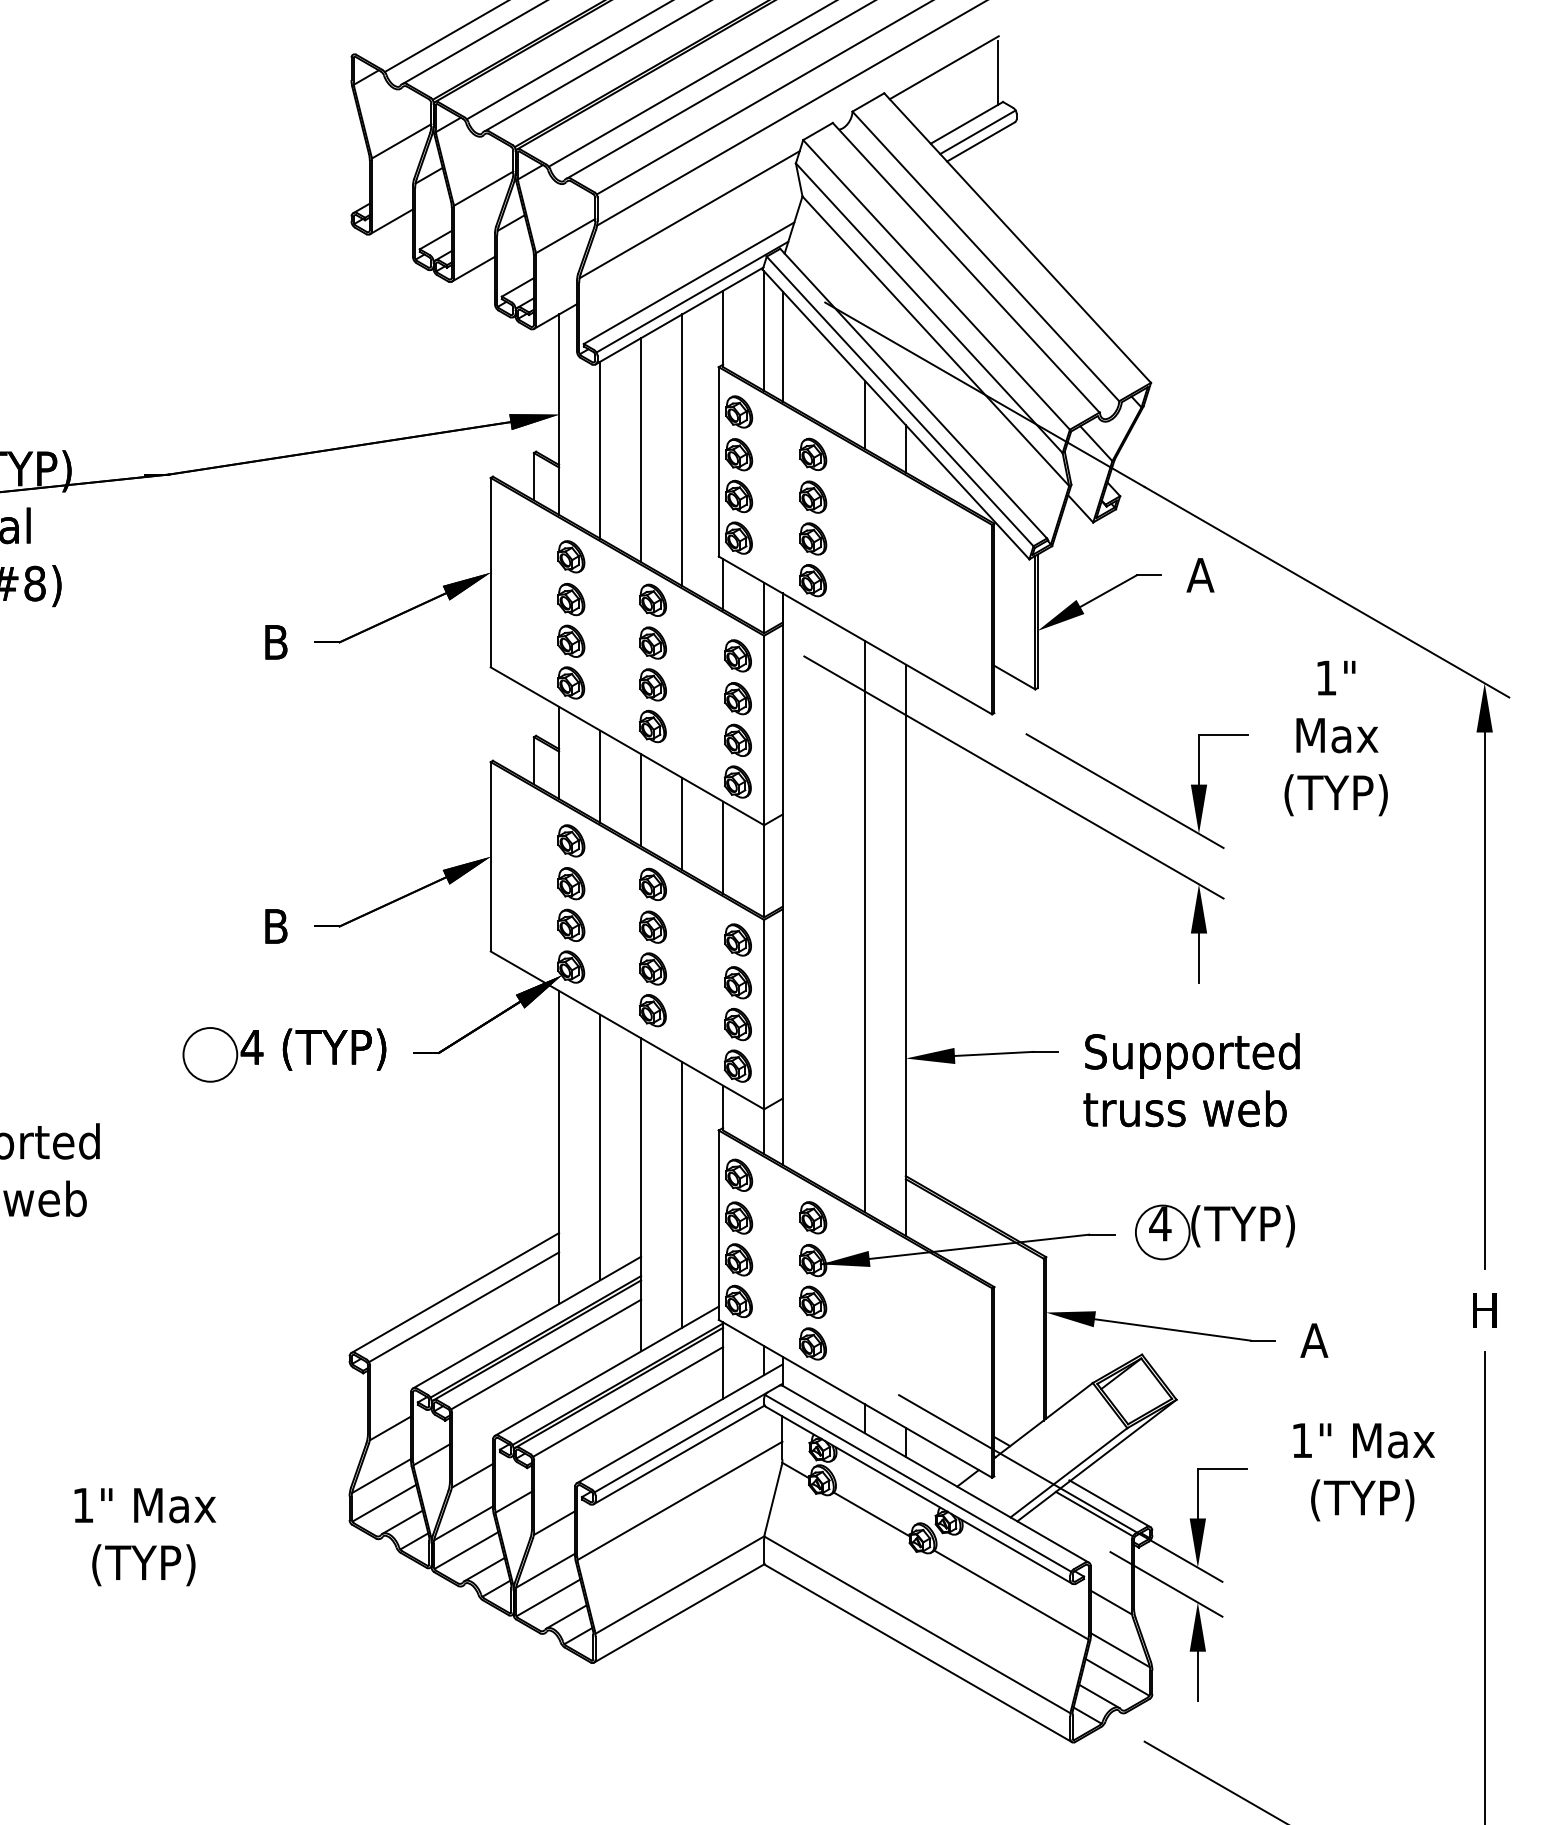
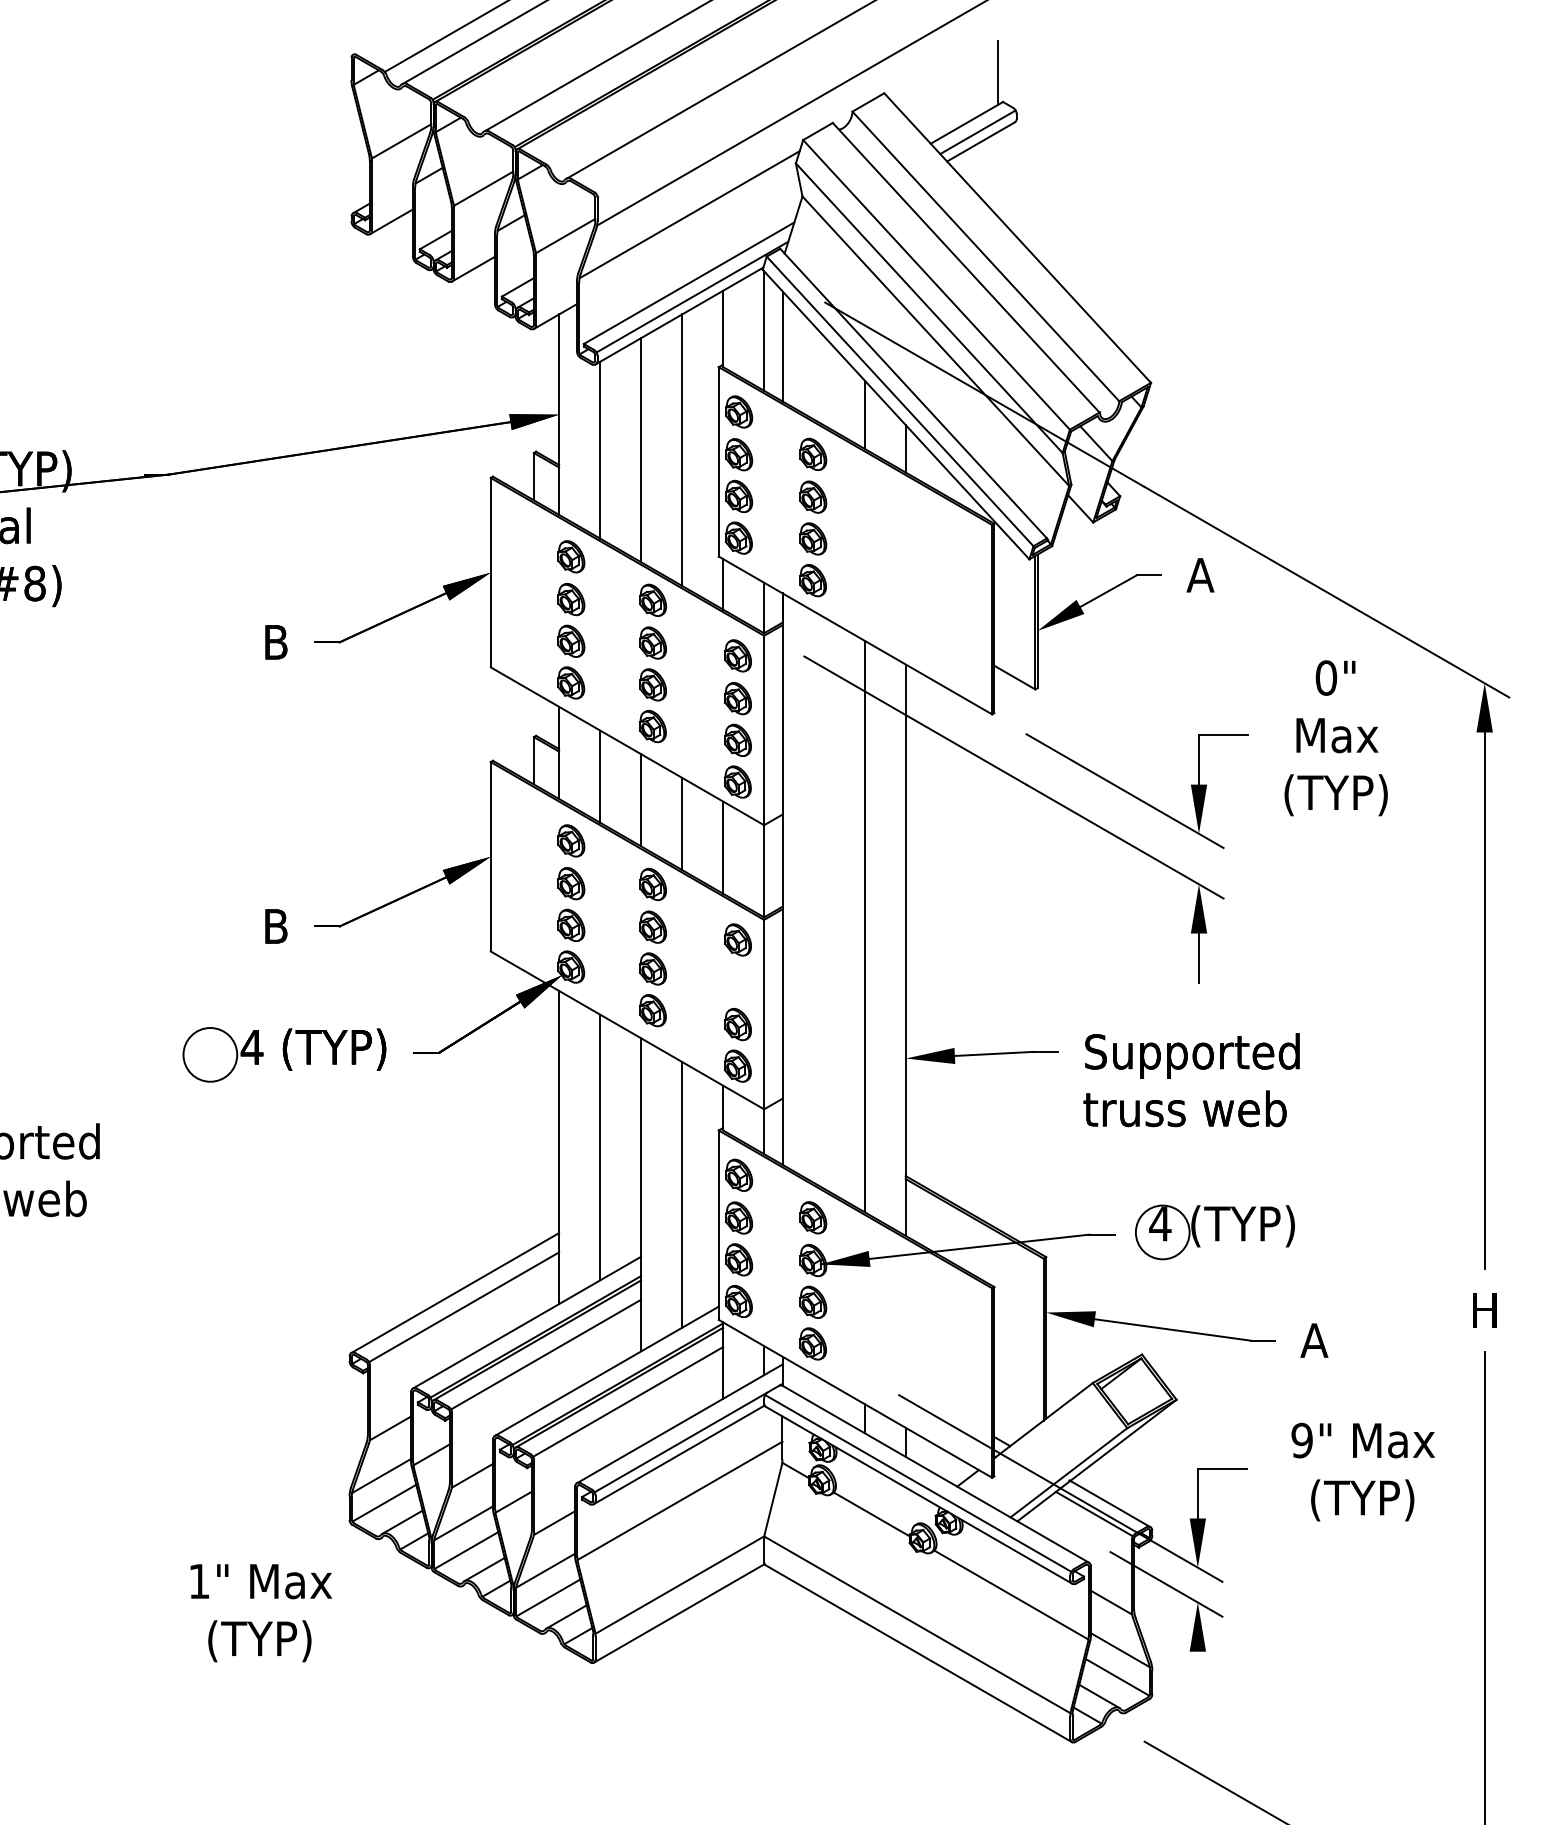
line: present -> none (567, 60)
line: present -> none (943, 67)
line: present -> none (690, 84)
line: present -> none (763, 98)
text: 1" -> 0" (1326, 677)
part: present -> none (737, 982)
text: 1" -> 9" (1301, 1440)
text position: (145, 1537) -> (261, 1613) (261, 1613)
line: present -> none (1197, 1675)
